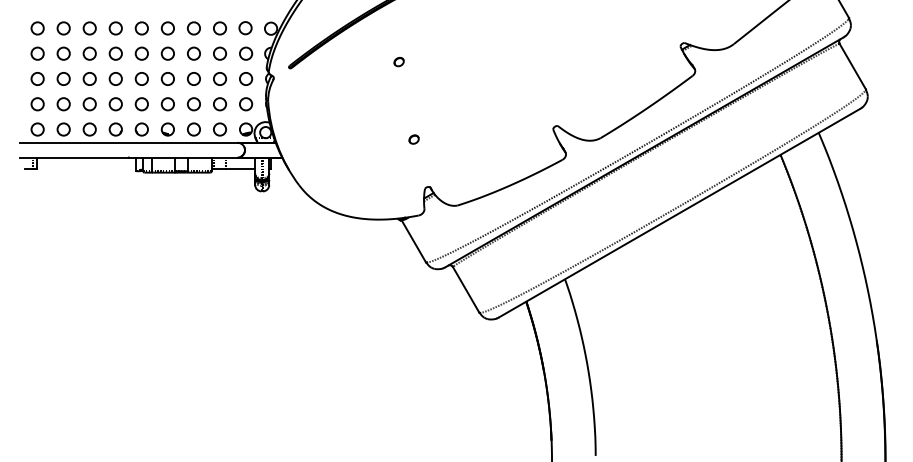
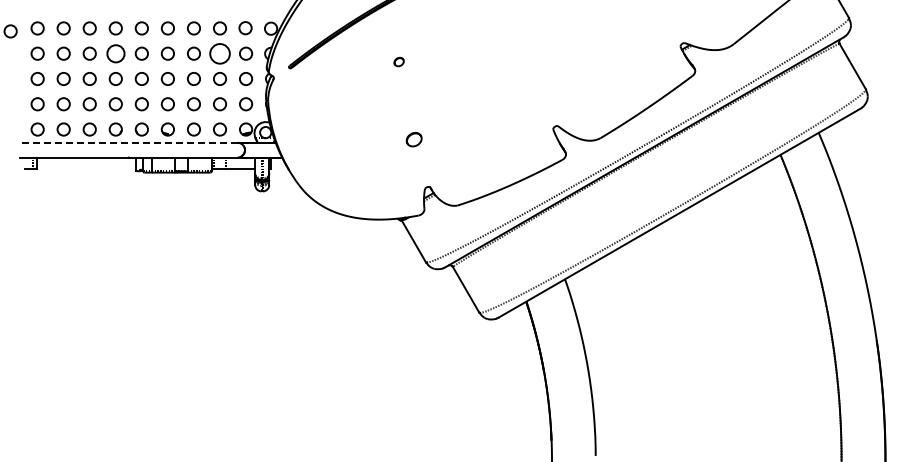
circle: none -> present (10, 31)
circle size: 15x15 px -> 20x20 px (115, 53)
circle size: 14x15 px -> 22x22 px (219, 53)
part size: 12x11 px -> 18x16 px (413, 139)
line: solid -> dashed (128, 142)
